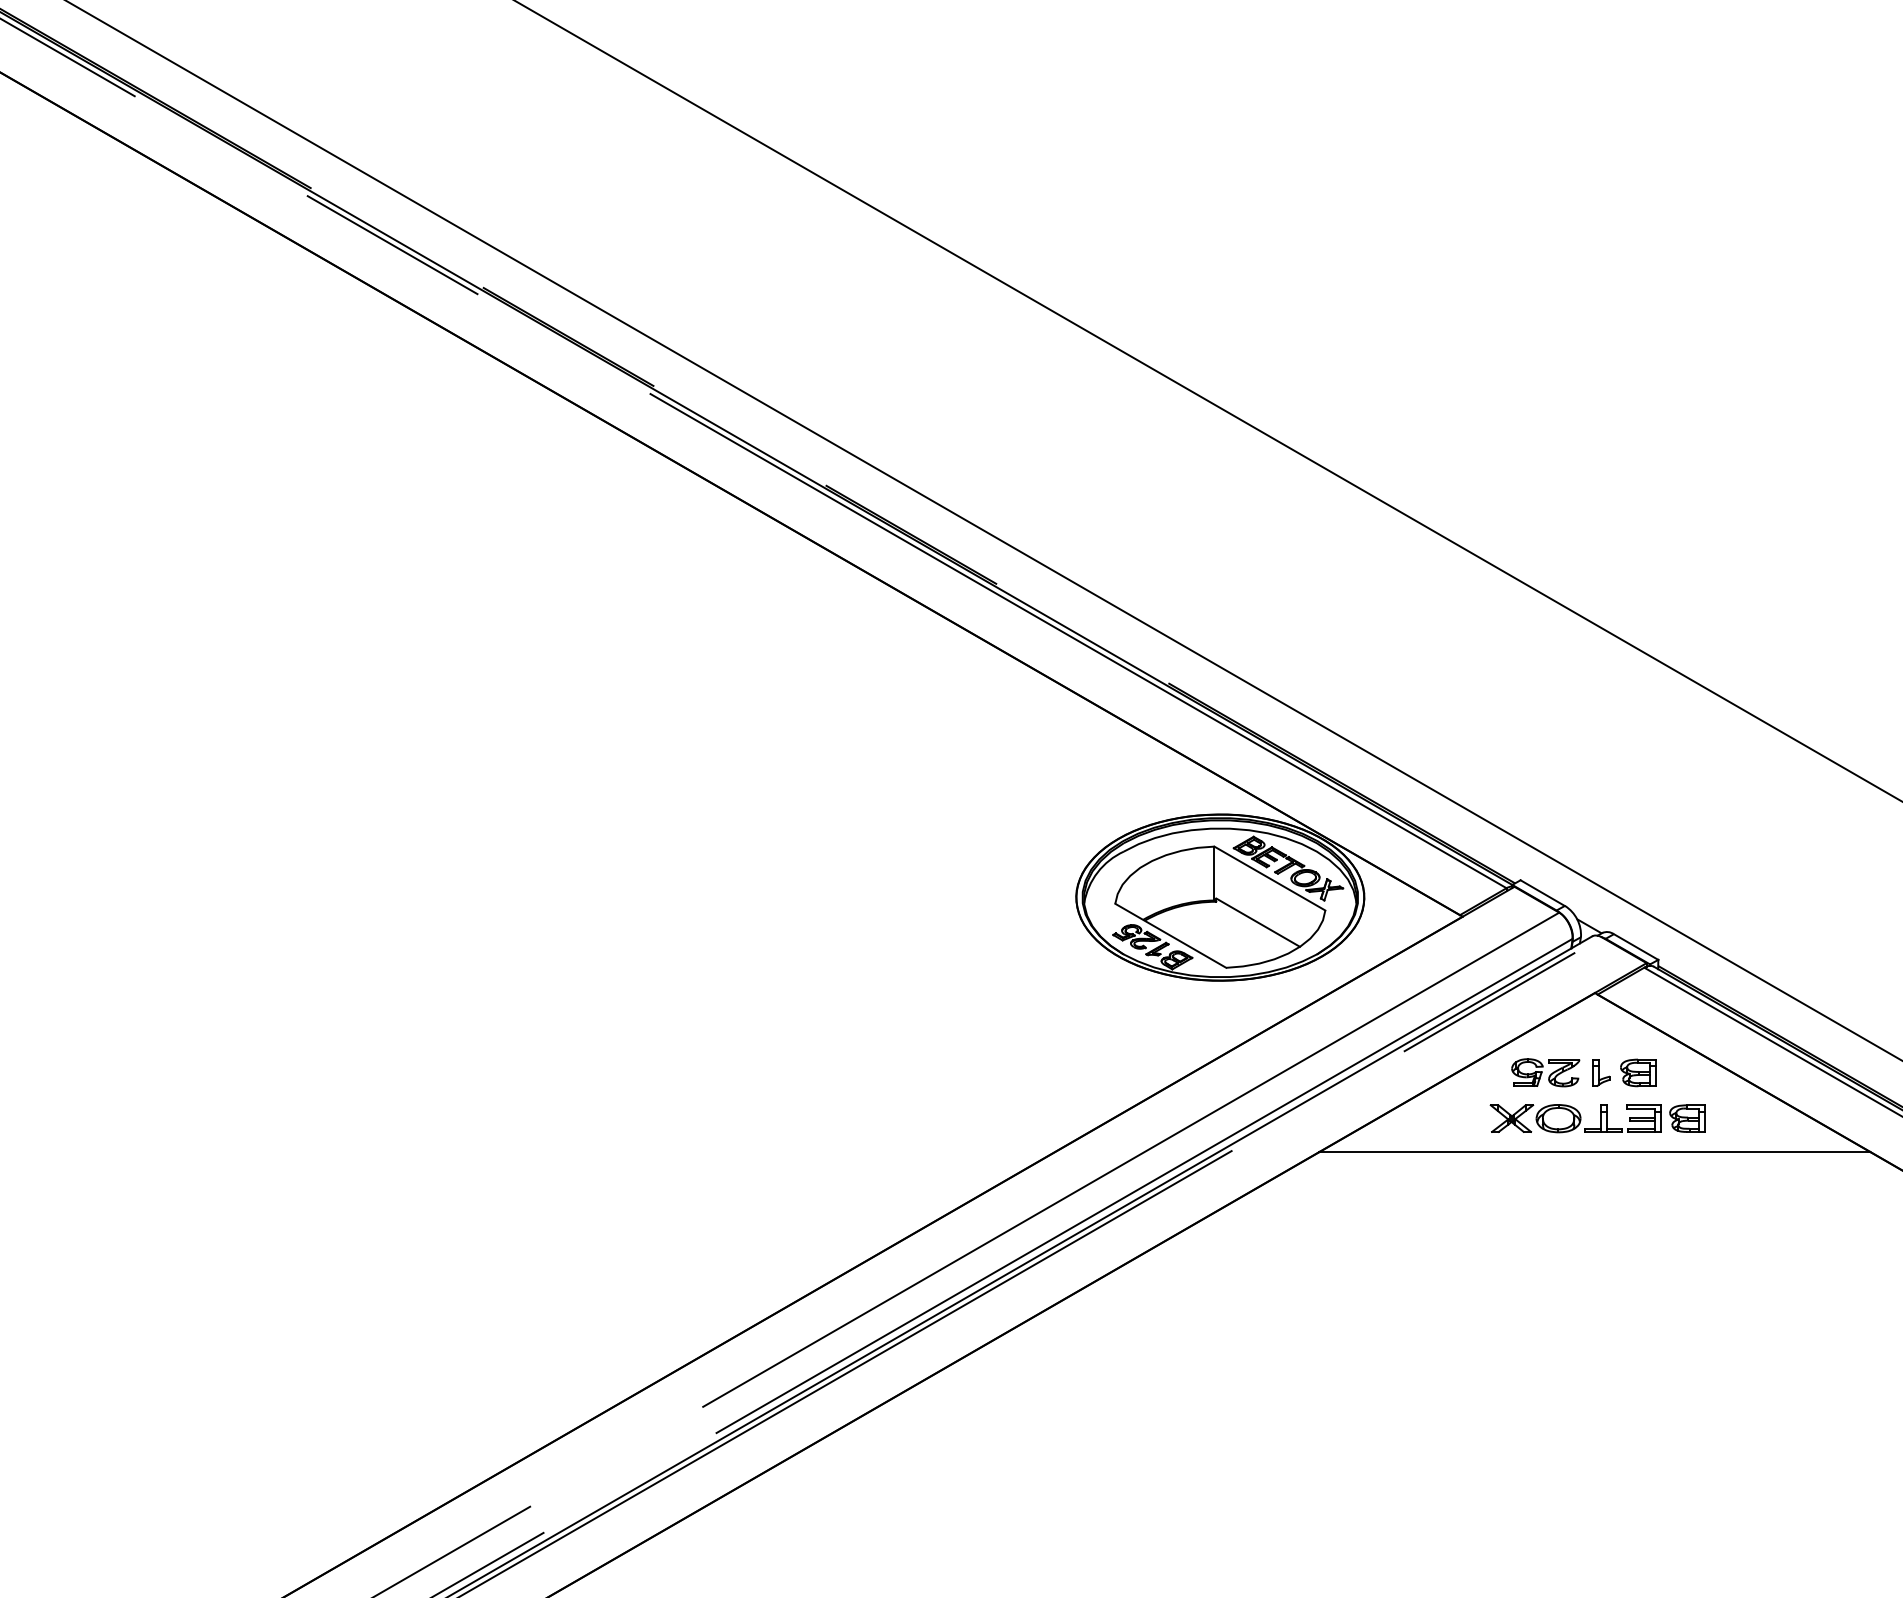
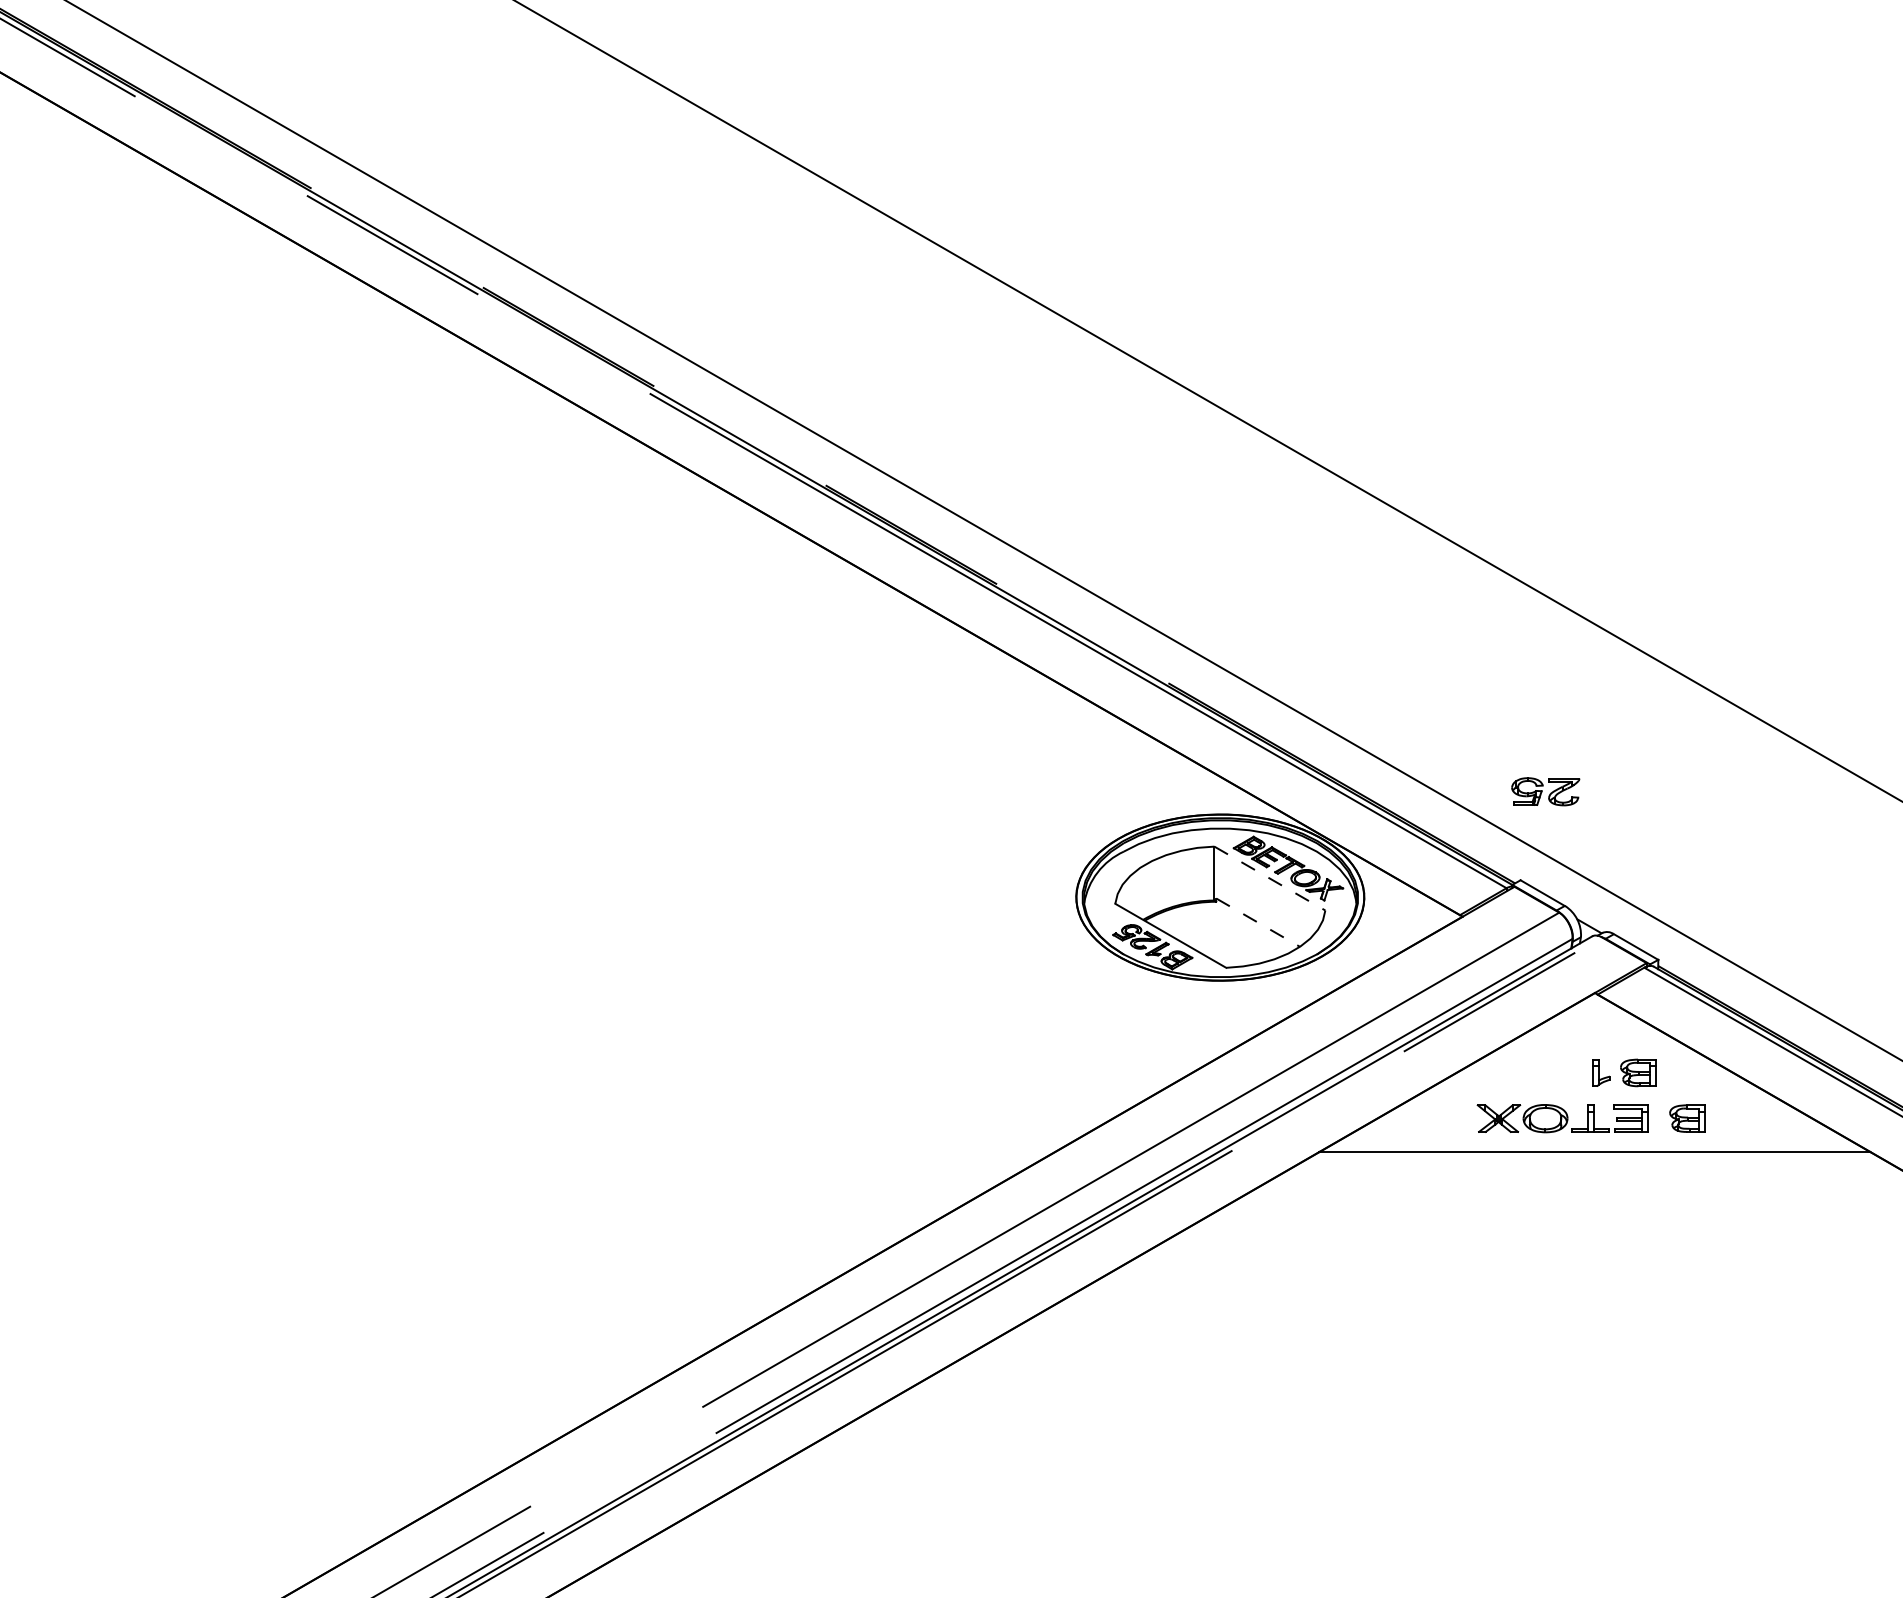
line: solid -> dashed (1270, 878)
line: solid -> dashed (1258, 922)
part position: (1545, 1072) -> (1545, 791) (1545, 791)
part position: (1575, 1118) -> (1562, 1118) (1562, 1118)
